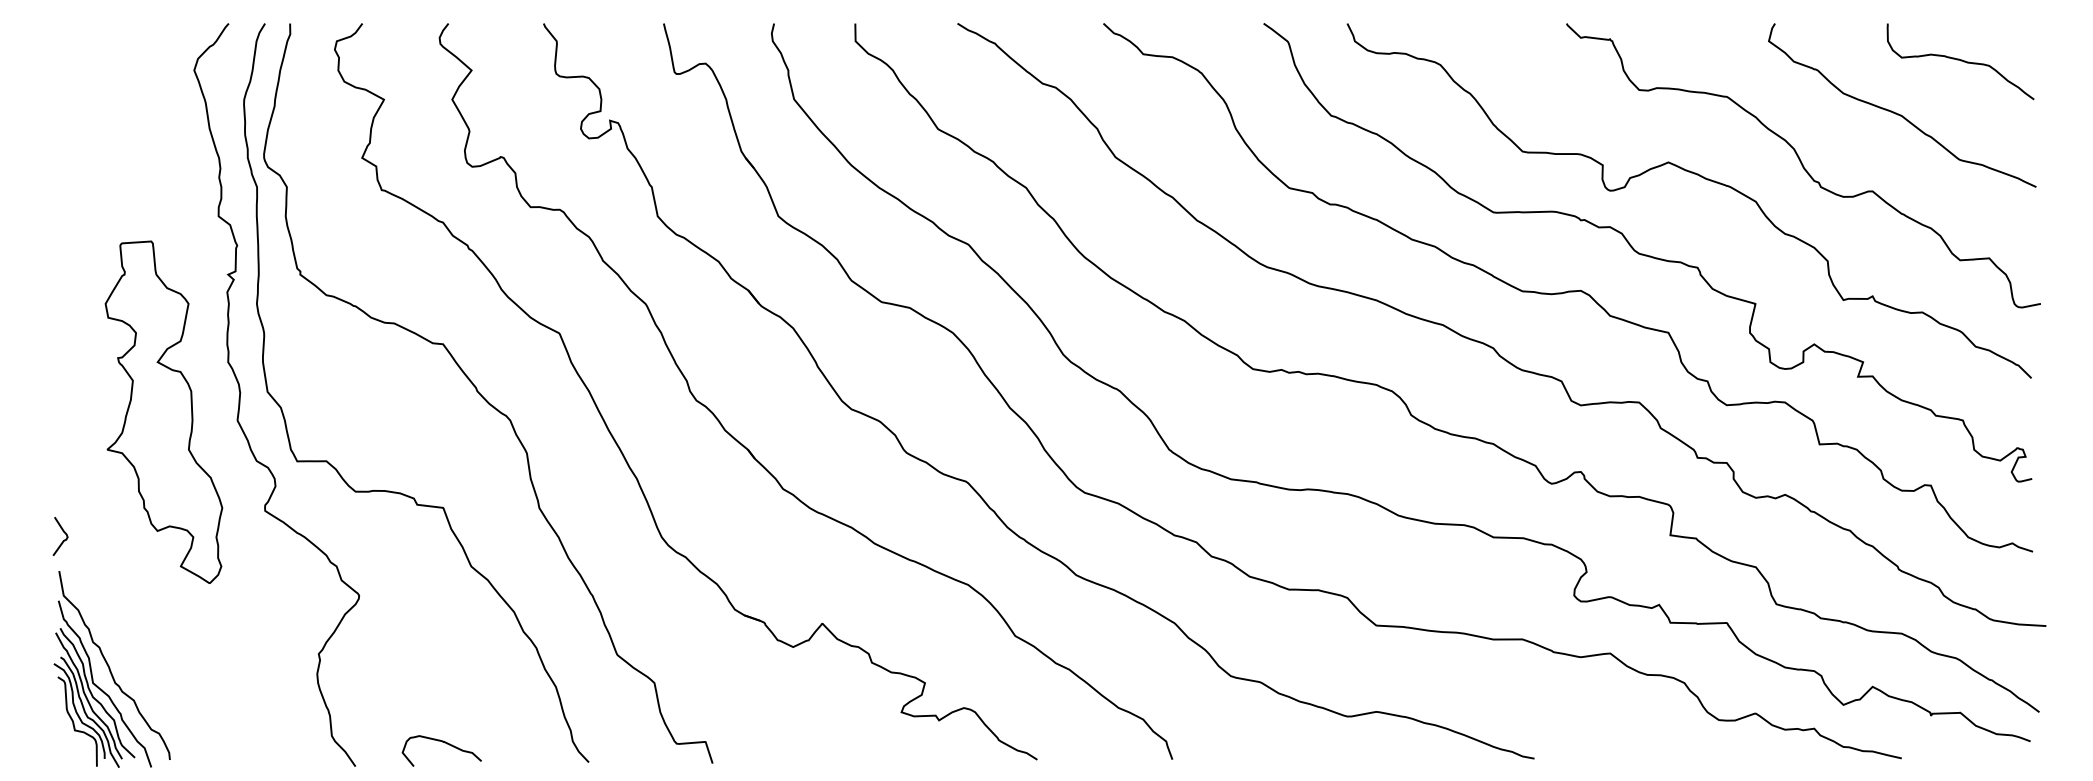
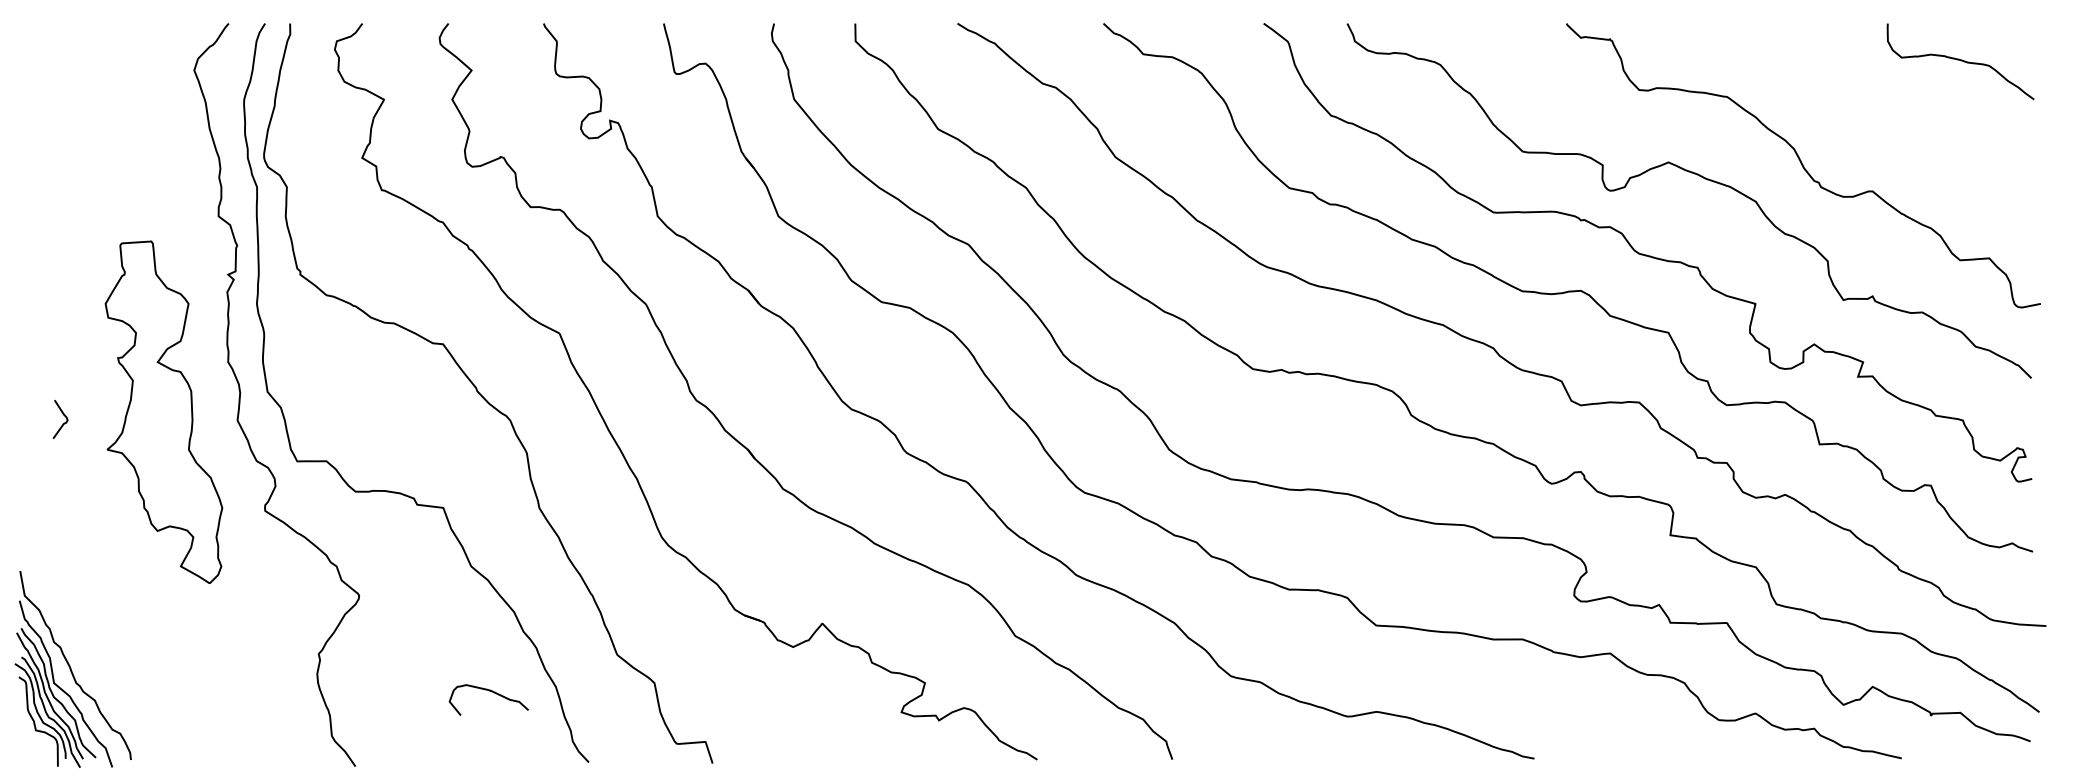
curve: present -> none (1898, 113)
curve position: (62, 540) -> (62, 423) (62, 423)
part position: (111, 669) -> (72, 669) (72, 669)
curve position: (444, 743) -> (491, 692) (491, 692)
